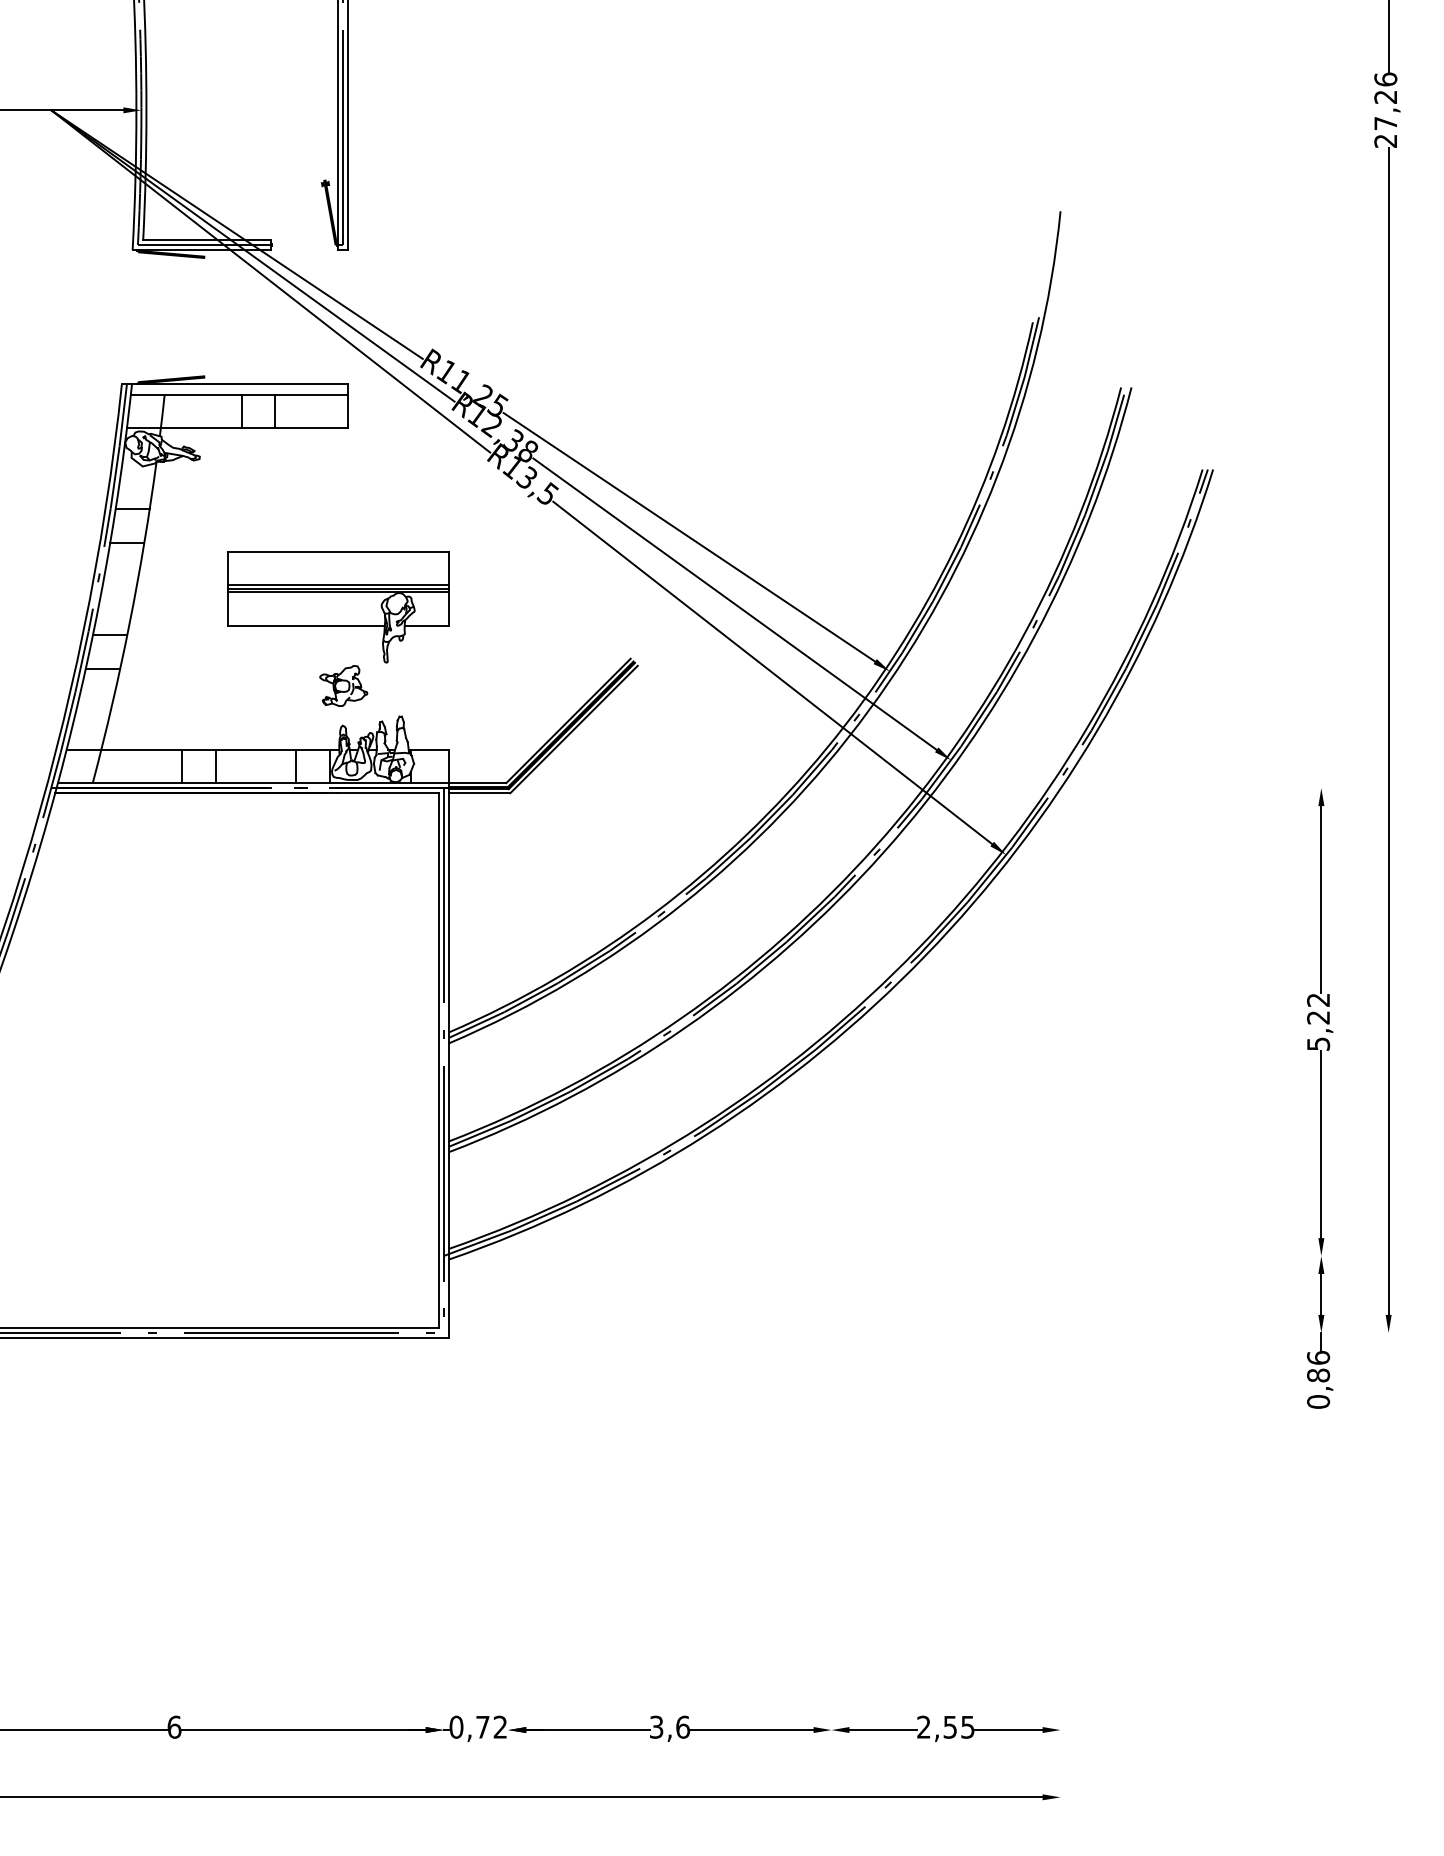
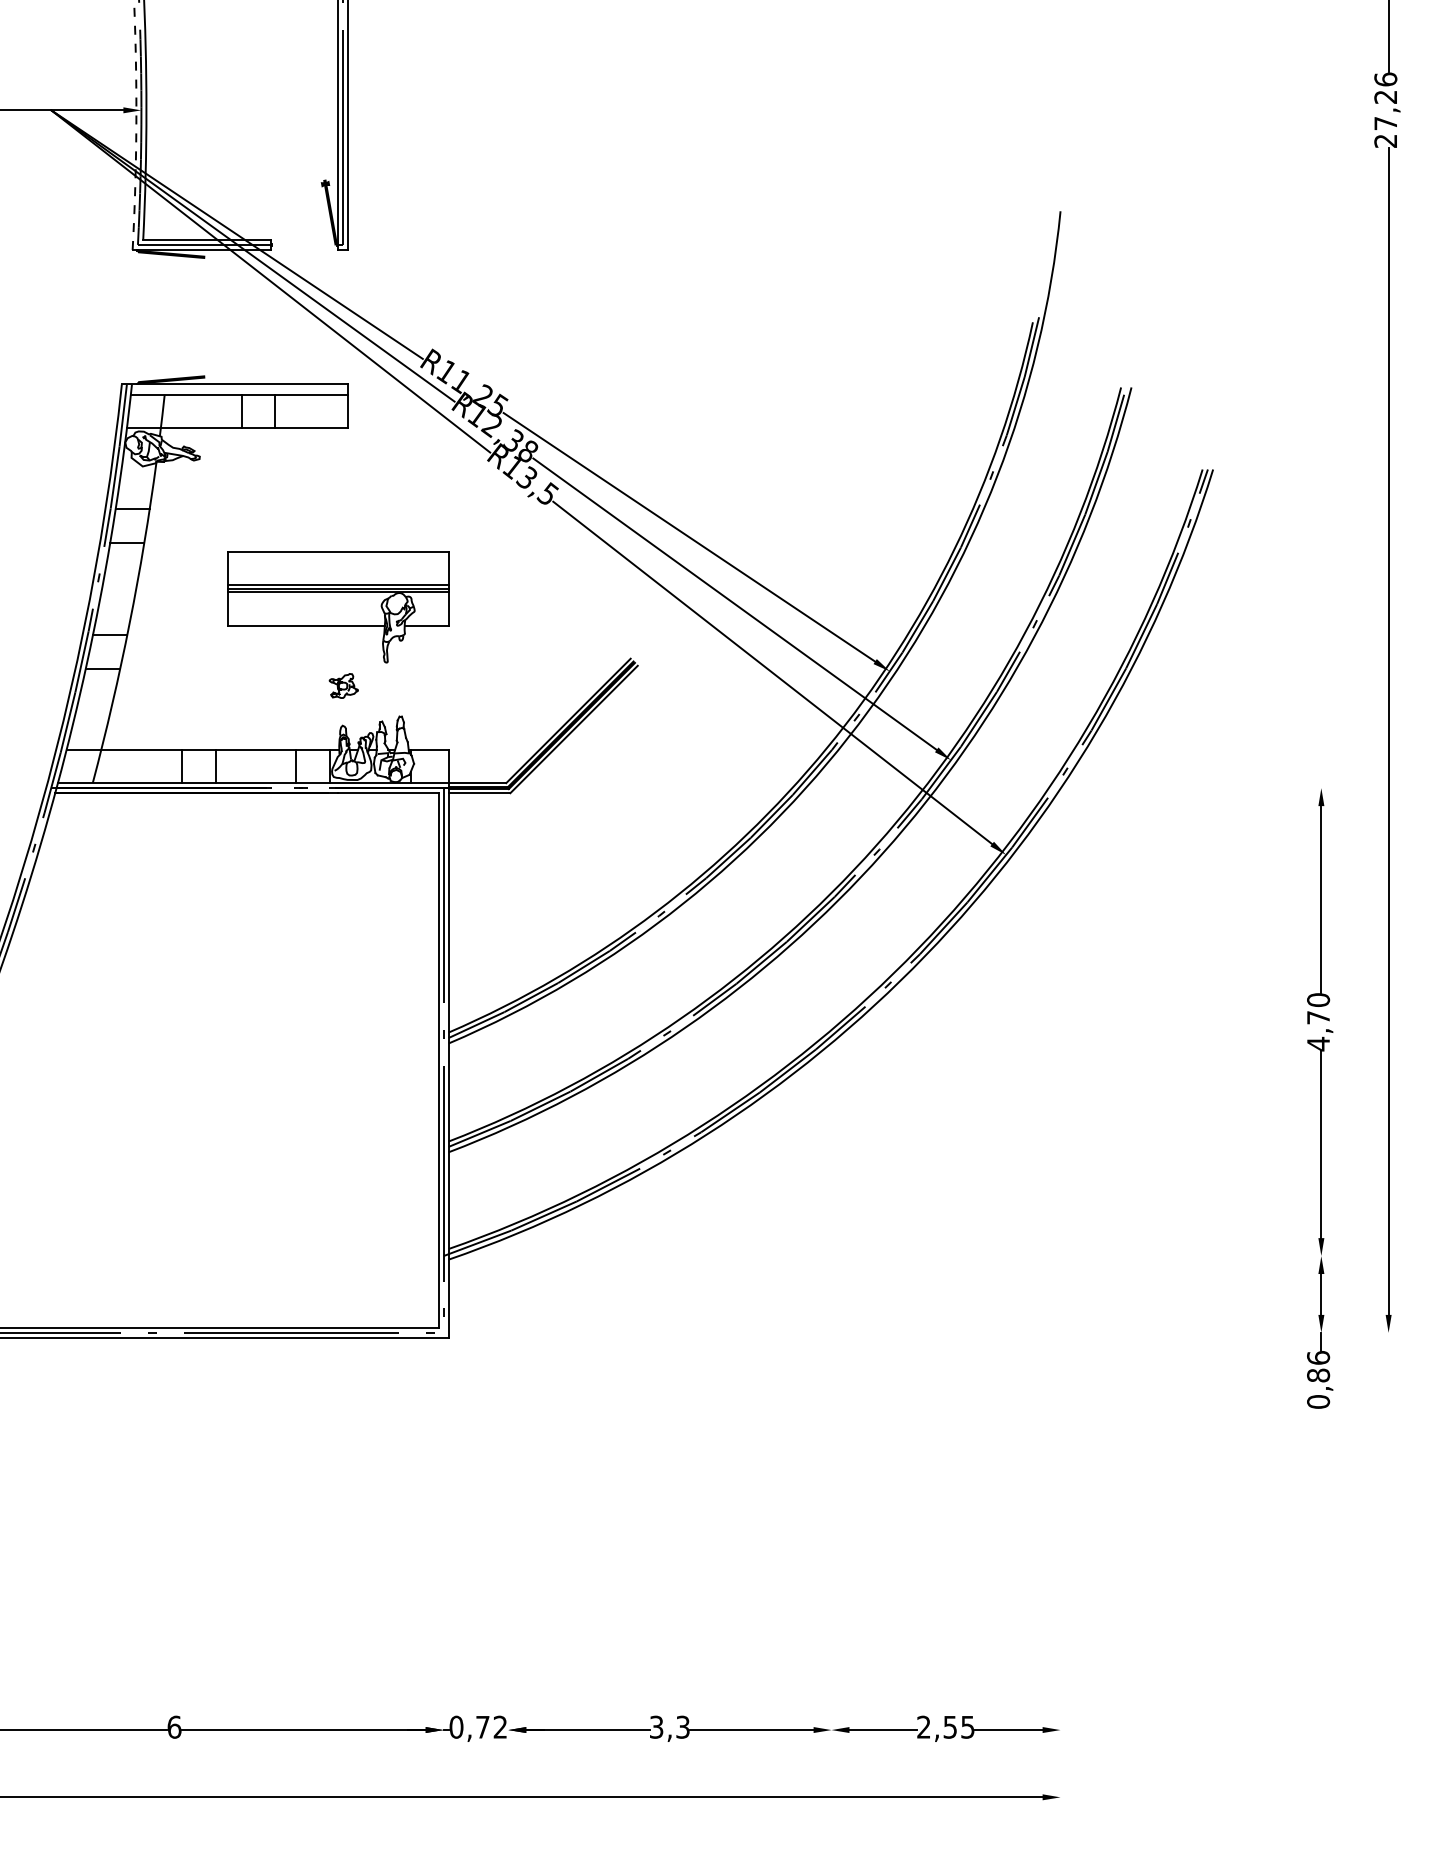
arc: solid -> dashed (136, 124)
part size: 50x42 px -> 31x26 px (343, 685)
text: 5,22 -> 4,70 (1318, 1022)
text: 3,6 -> 3,3 (683, 1726)
